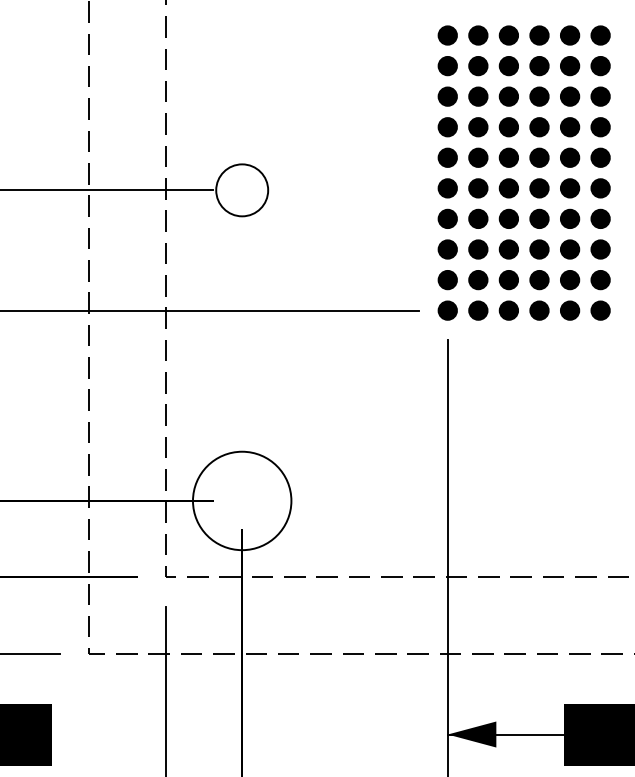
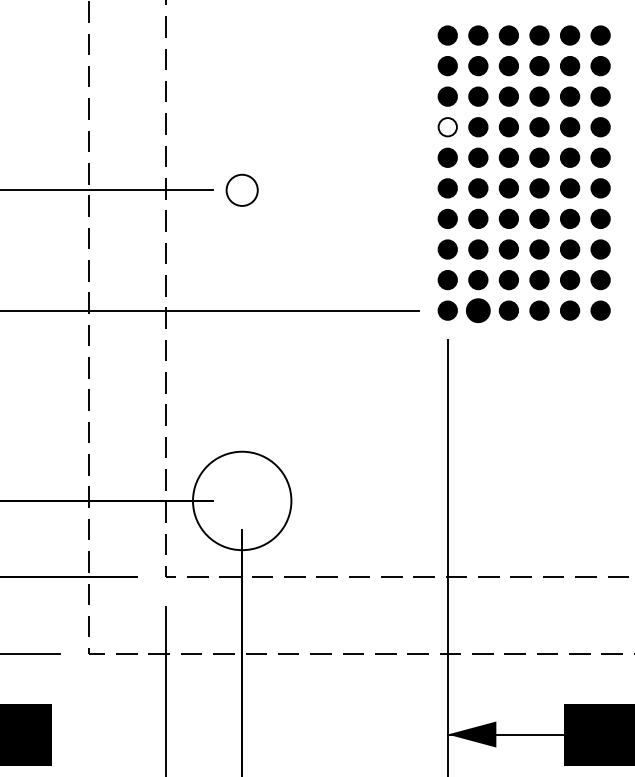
fill: present -> none (447, 127)
circle diameter: 52 px -> 31 px (241, 189)
part size: 21x21 px -> 25x25 px (478, 310)
